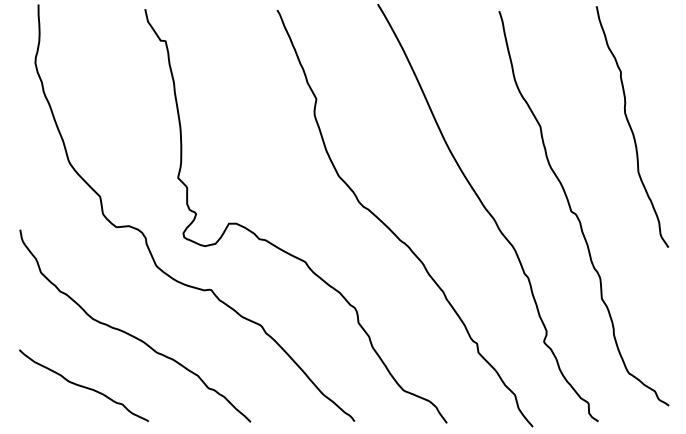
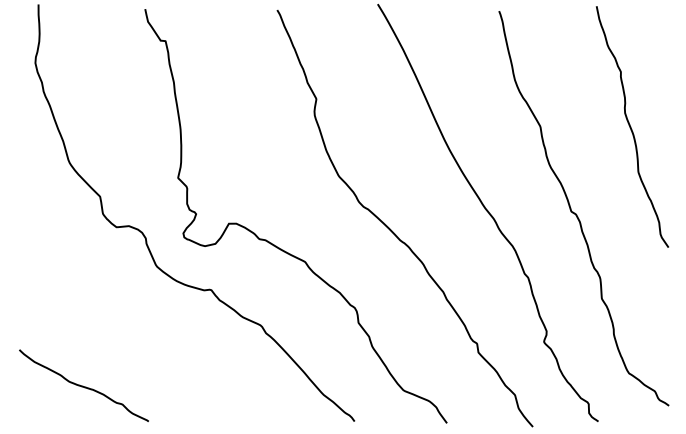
curve: present -> none (131, 334)
